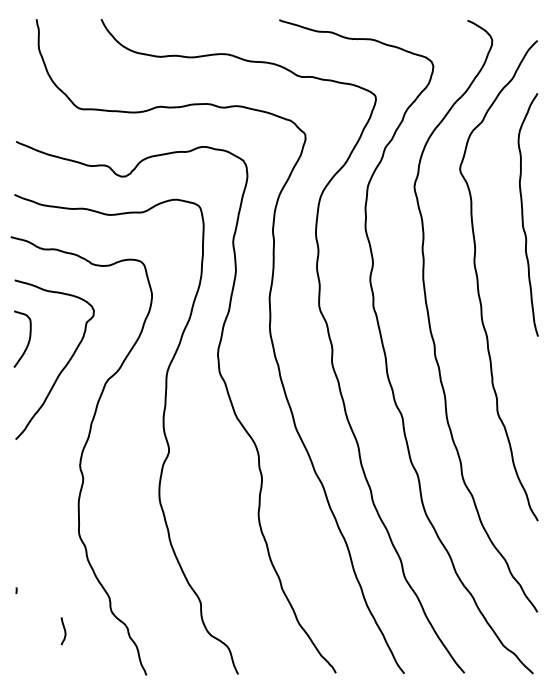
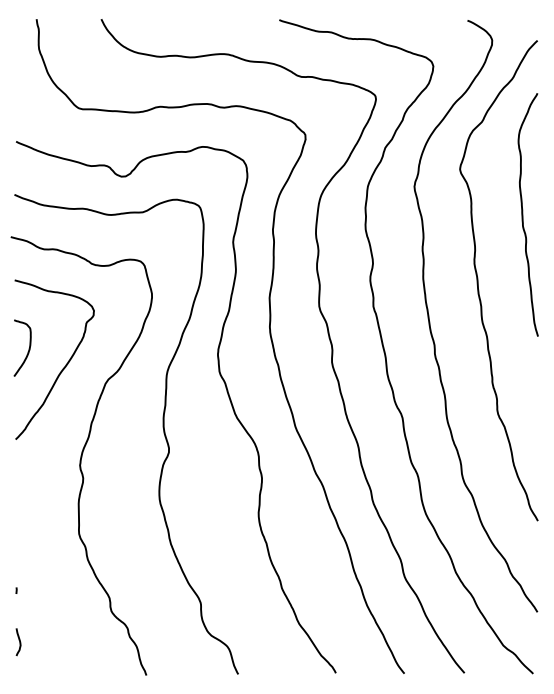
curve position: (28, 339) -> (28, 348) (28, 348)
curve position: (64, 631) -> (19, 642) (19, 642)
